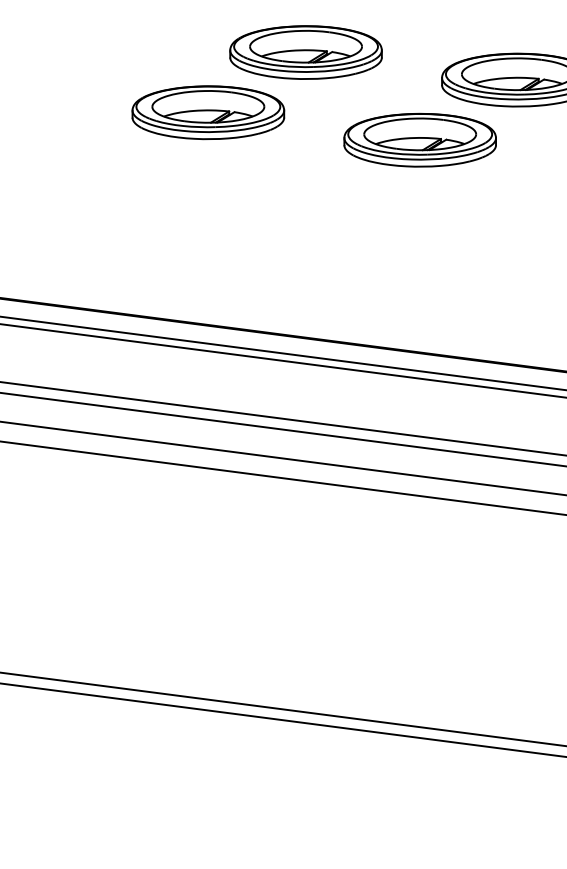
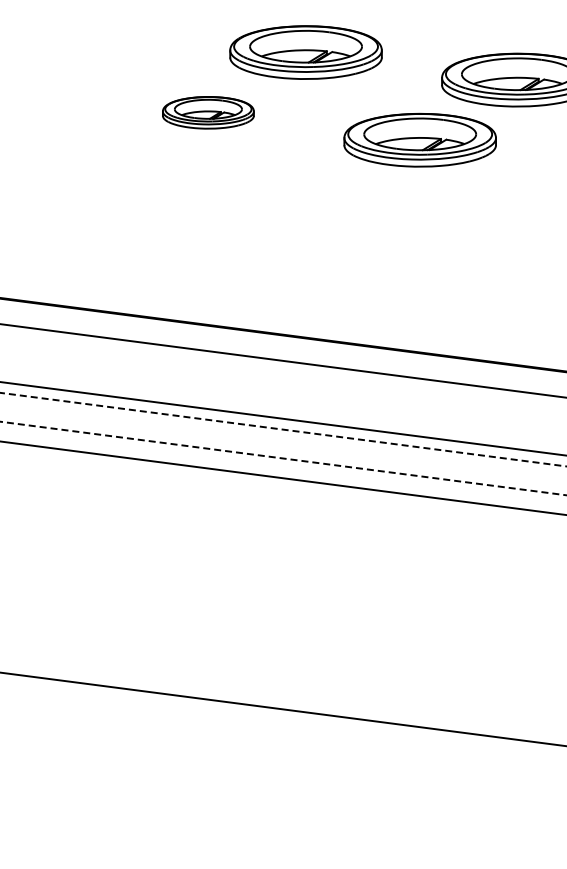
part size: 155x56 px -> 93x34 px (208, 112)
line: present -> none (282, 352)
line: solid -> dashed (284, 429)
line: solid -> dashed (284, 458)
line: present -> none (282, 719)
